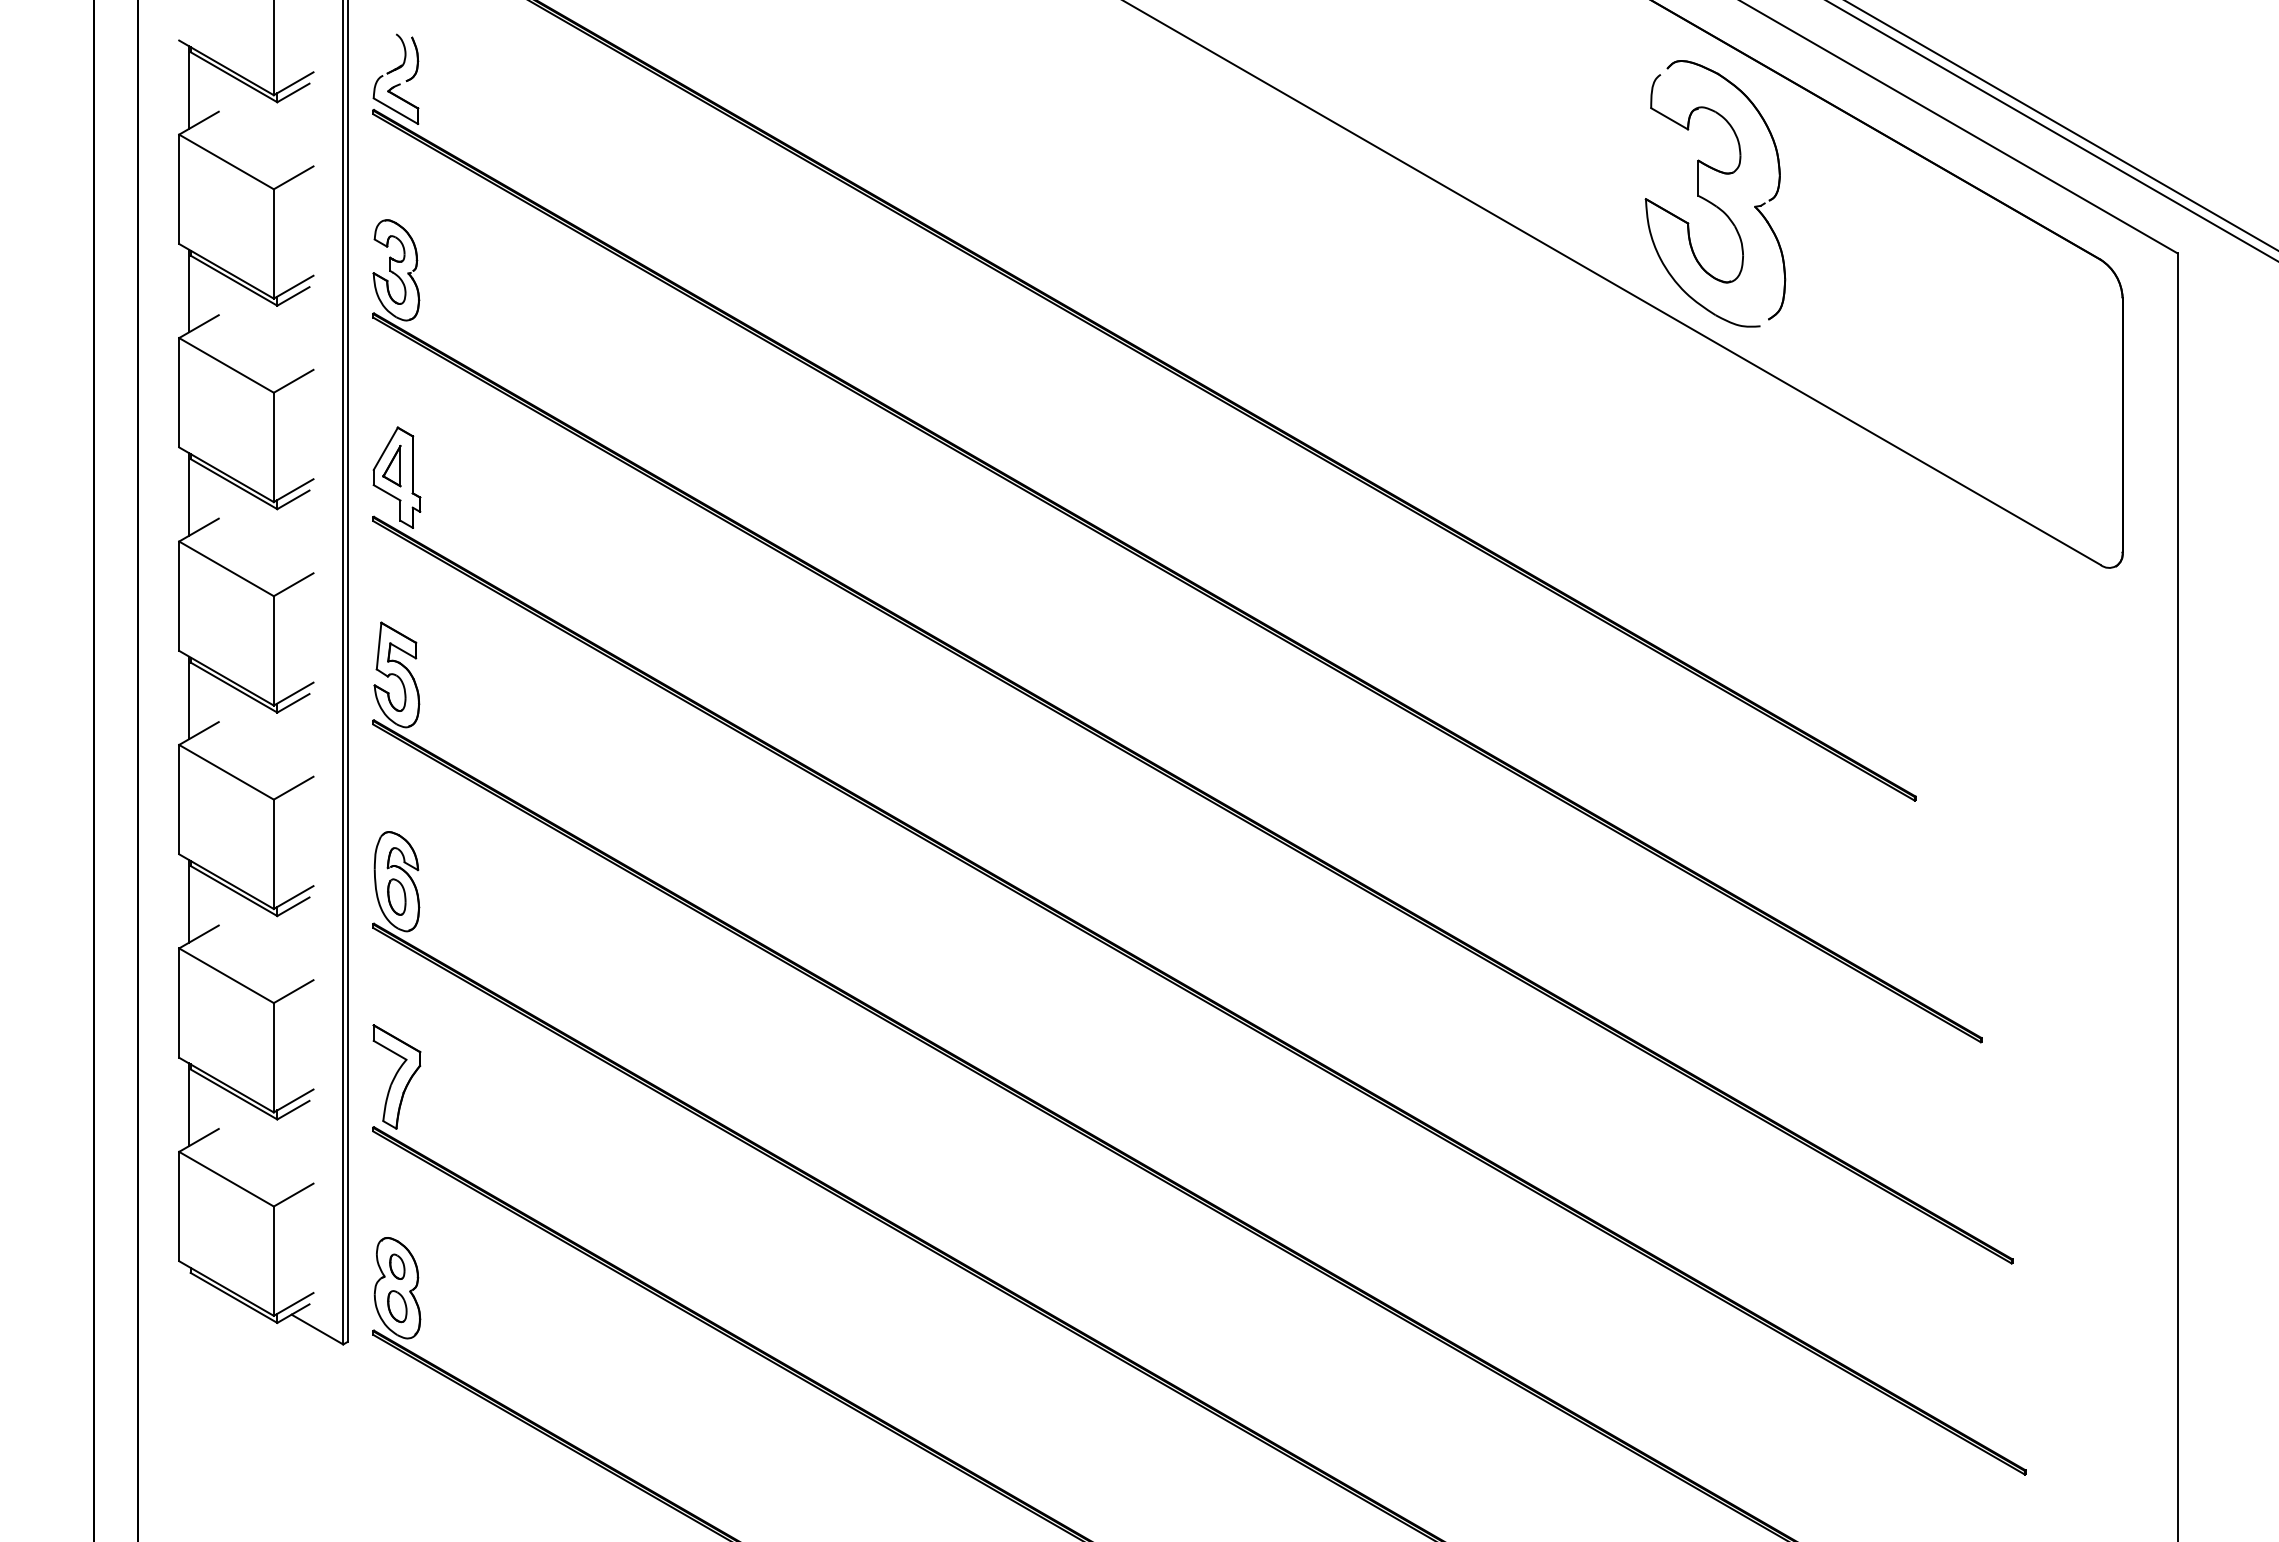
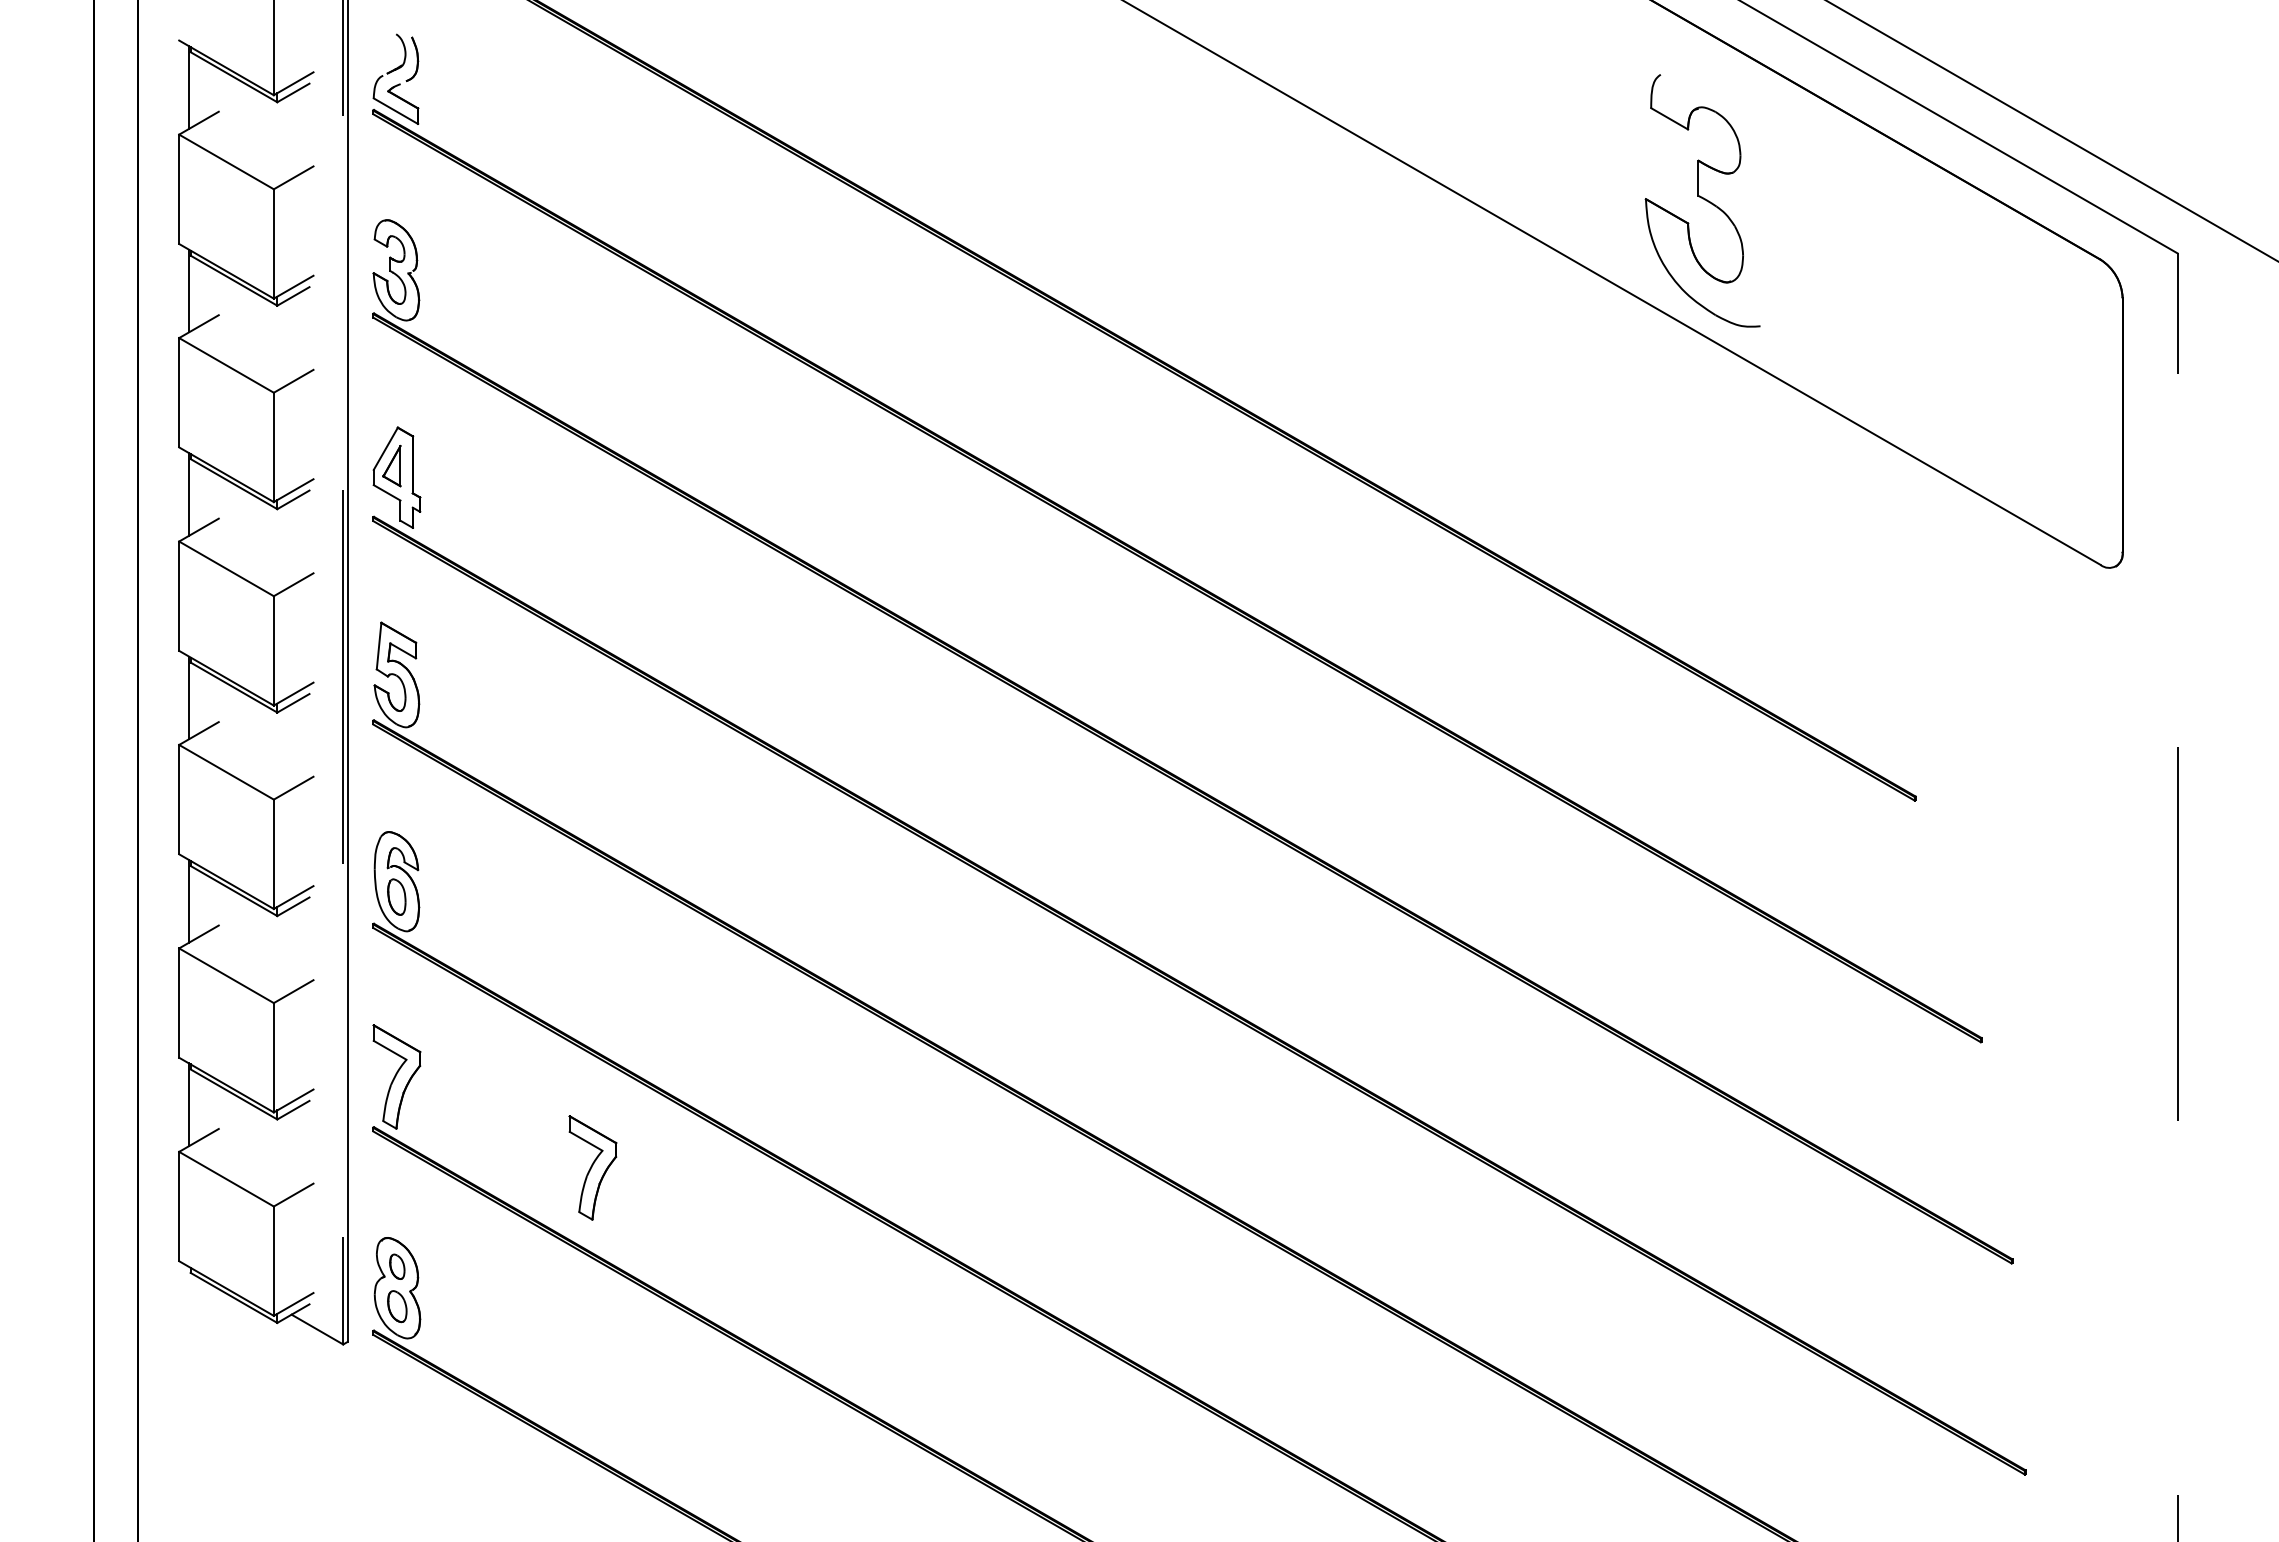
line: present -> none (2061, 125)
part: present -> none (1754, 206)
line: solid -> dashed (343, 672)
line: solid -> dashed (2177, 897)
part: none -> present (592, 1167)
